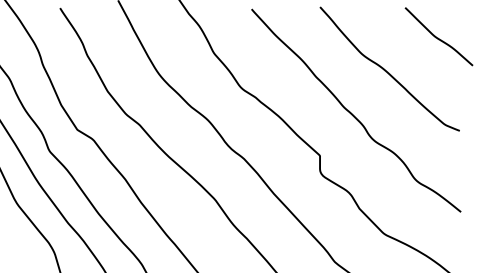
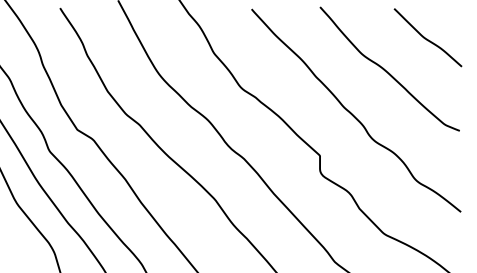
curve position: (438, 37) -> (427, 38) (427, 38)
